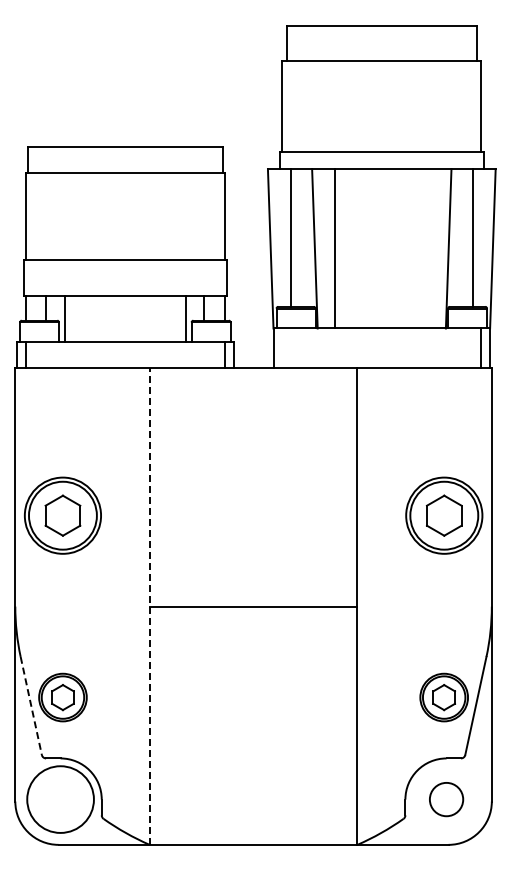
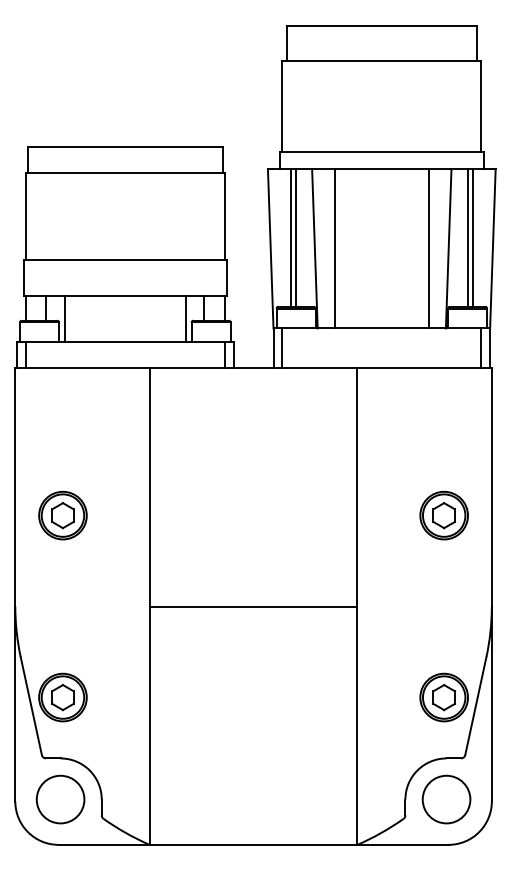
line: none -> present (296, 237)
line: none -> present (467, 237)
line: none -> present (428, 248)
line: none -> present (282, 348)
part size: 78x79 px -> 50x51 px (62, 515)
part size: 79x79 px -> 50x51 px (443, 515)
line: dashed -> solid (149, 606)
line: dashed -> solid (31, 706)
circle diameter: 67 px -> 48 px (60, 799)
circle size: 36x36 px -> 51x51 px (446, 799)
